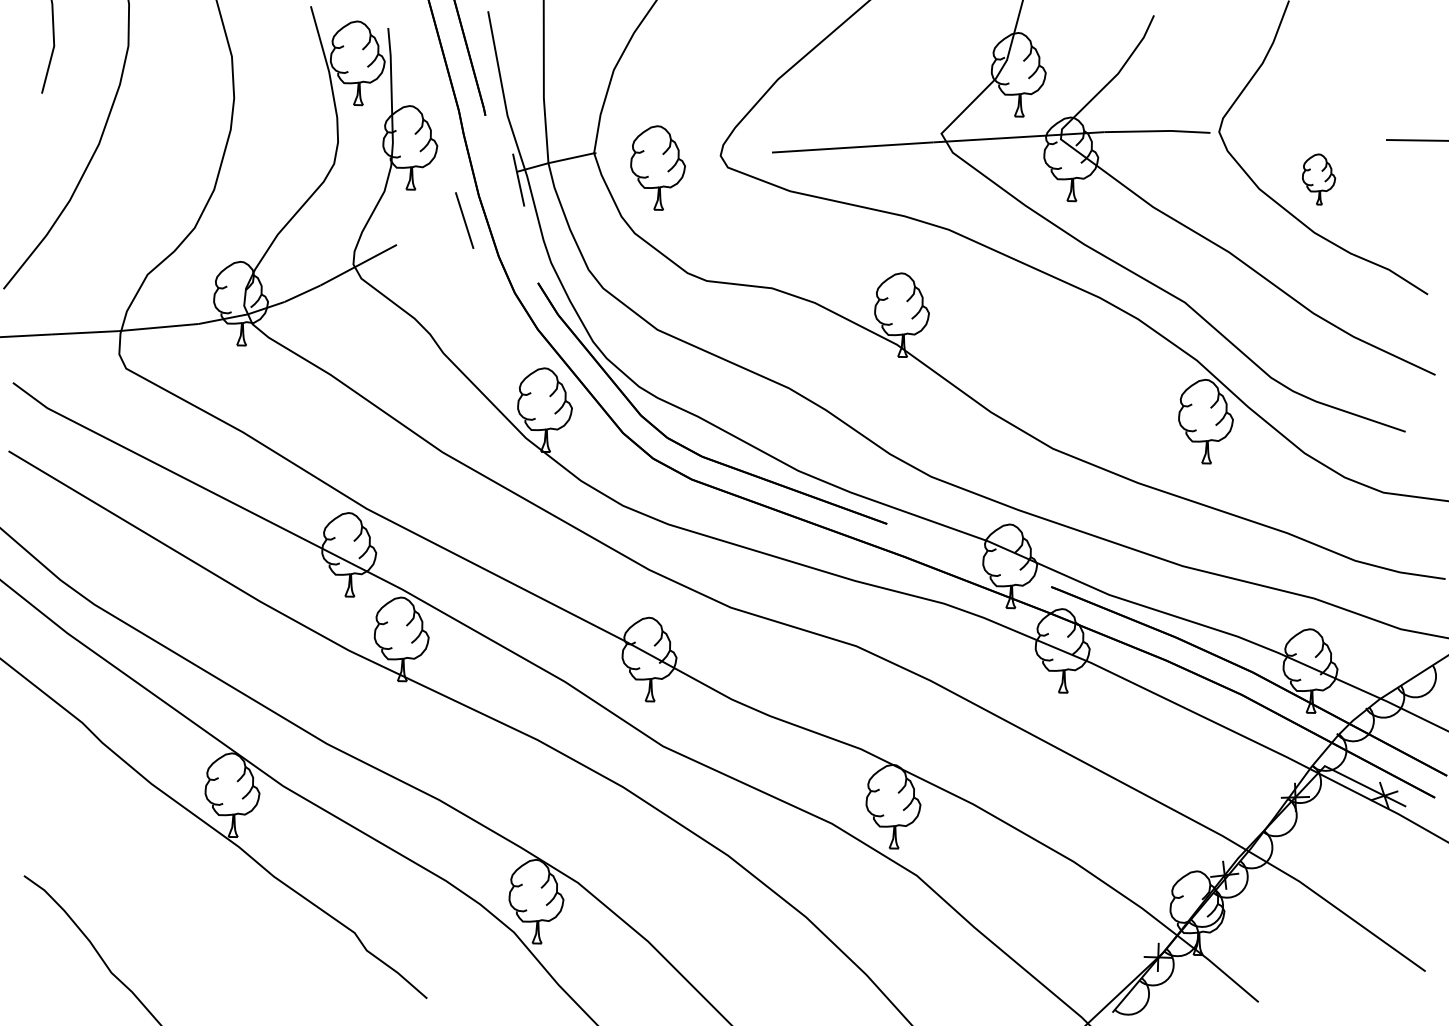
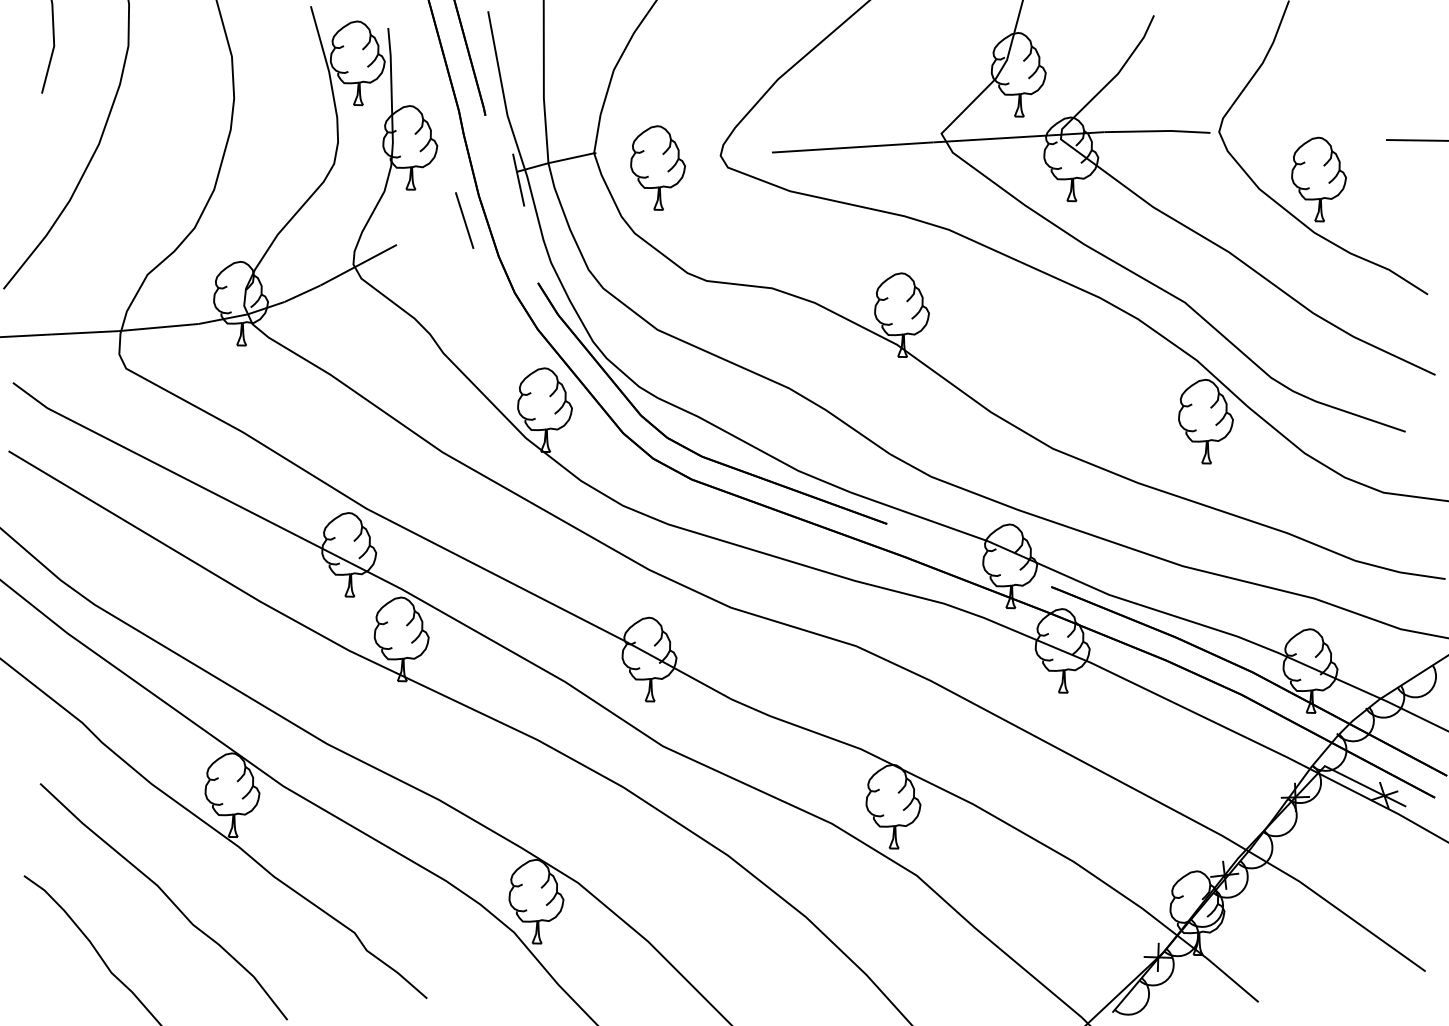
part size: 35x53 px -> 56x87 px (1318, 179)
curve: none -> present (166, 897)
